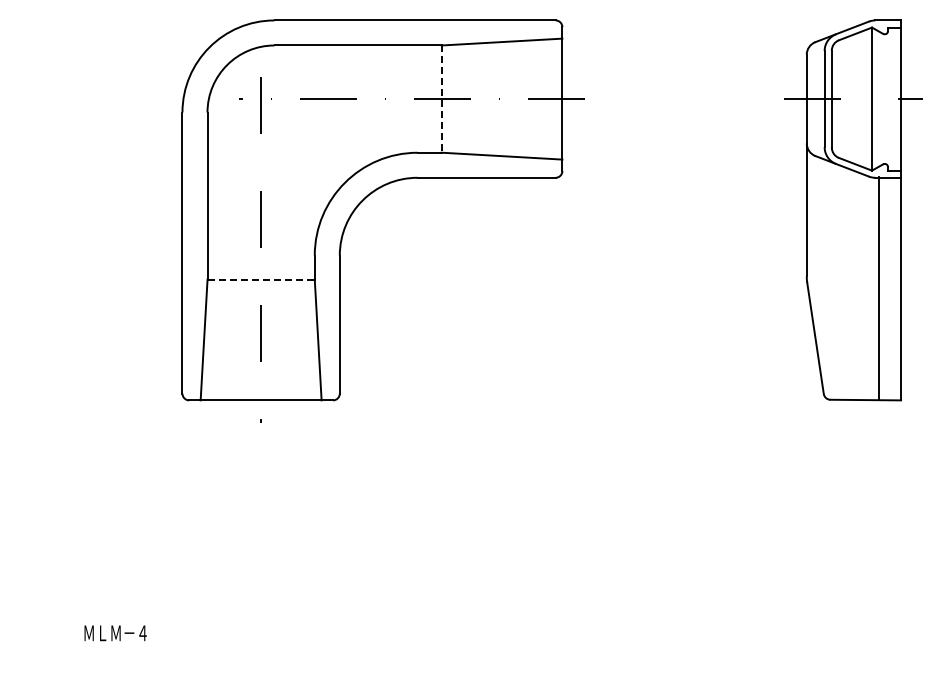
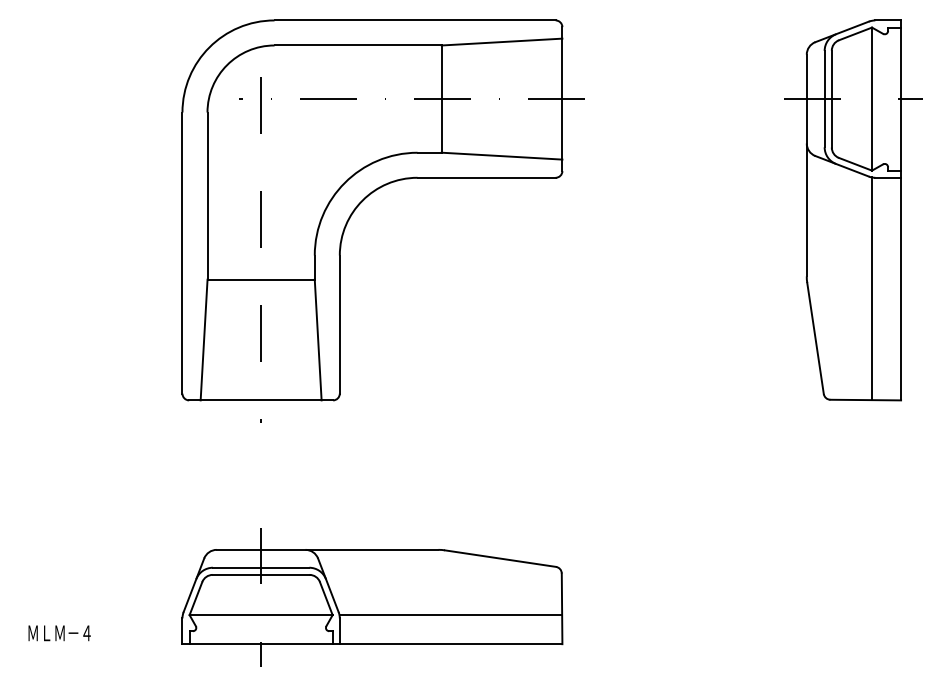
line: dashed -> solid (441, 99)
line: dashed -> solid (261, 279)
line position: (879, 288) -> (872, 288) (872, 288)
part: none -> present (372, 597)
text position: (115, 633) -> (59, 633) (59, 633)
